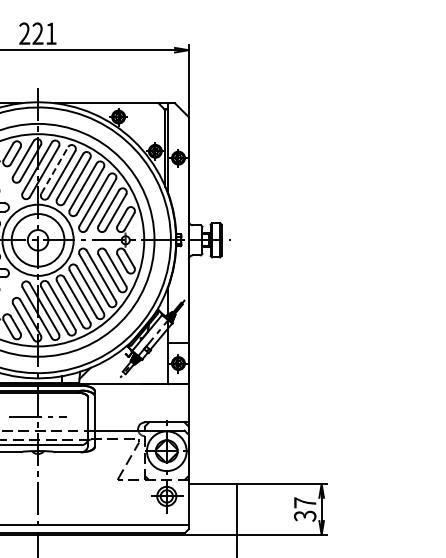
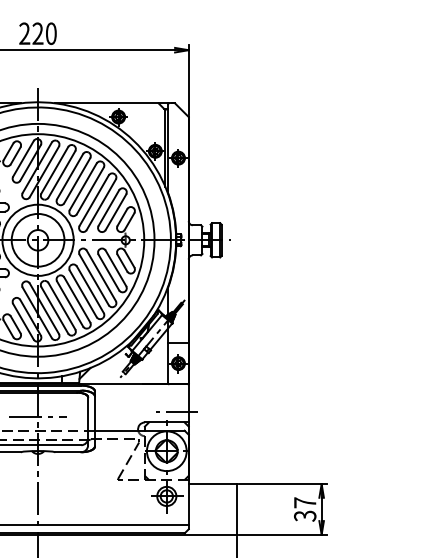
text: 221 -> 220 (51, 33)
line: dashed -> solid (54, 170)
line: none -> present (177, 411)
